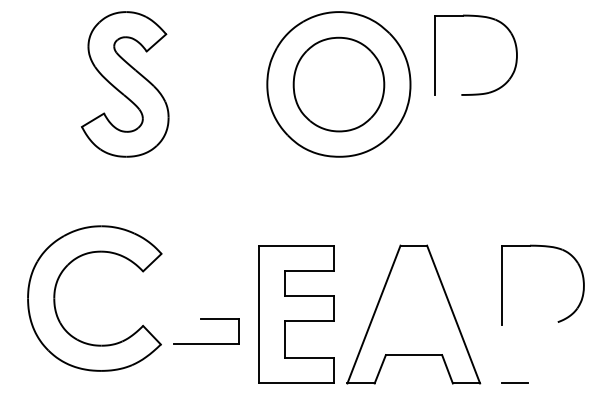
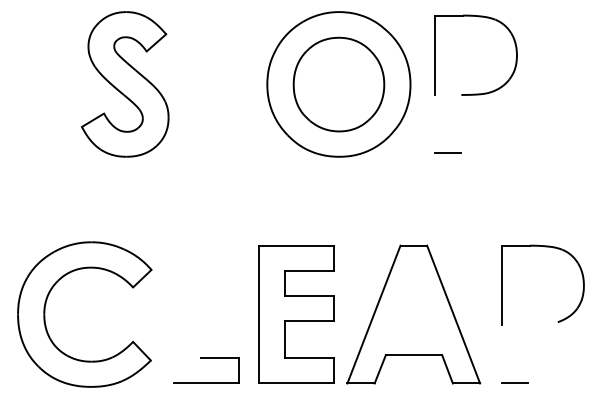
line: none -> present (447, 152)
part position: (55, 298) -> (45, 314) (45, 314)
part position: (206, 319) -> (206, 358) (206, 358)
